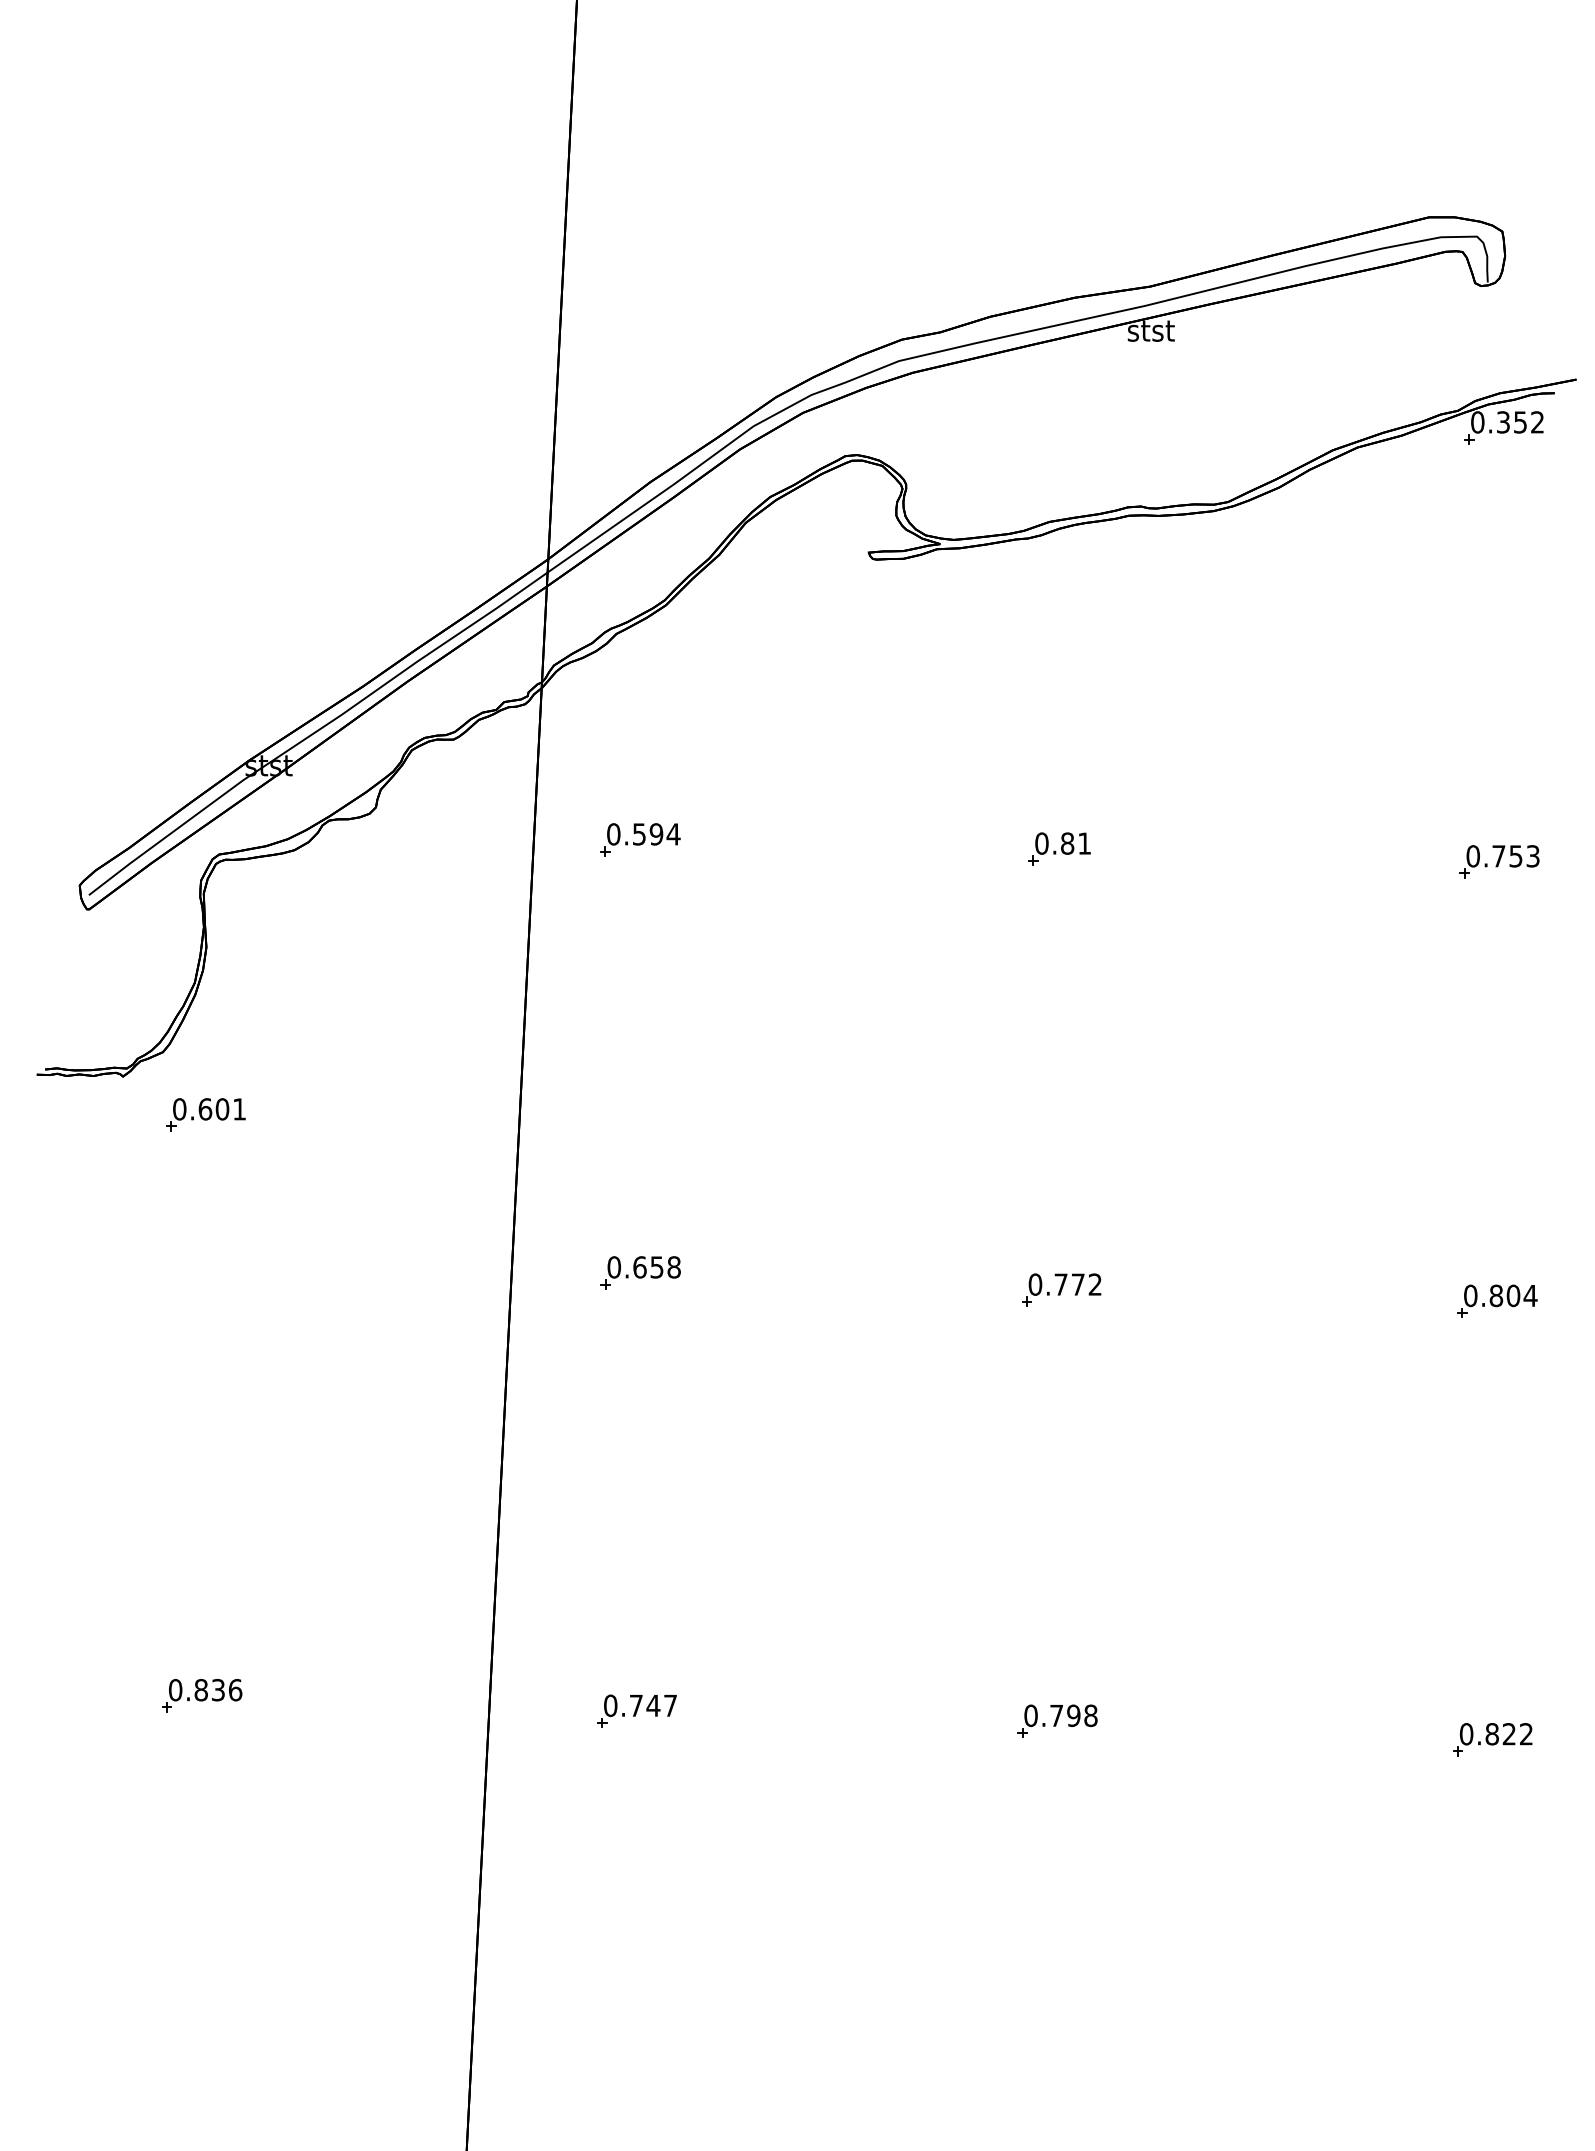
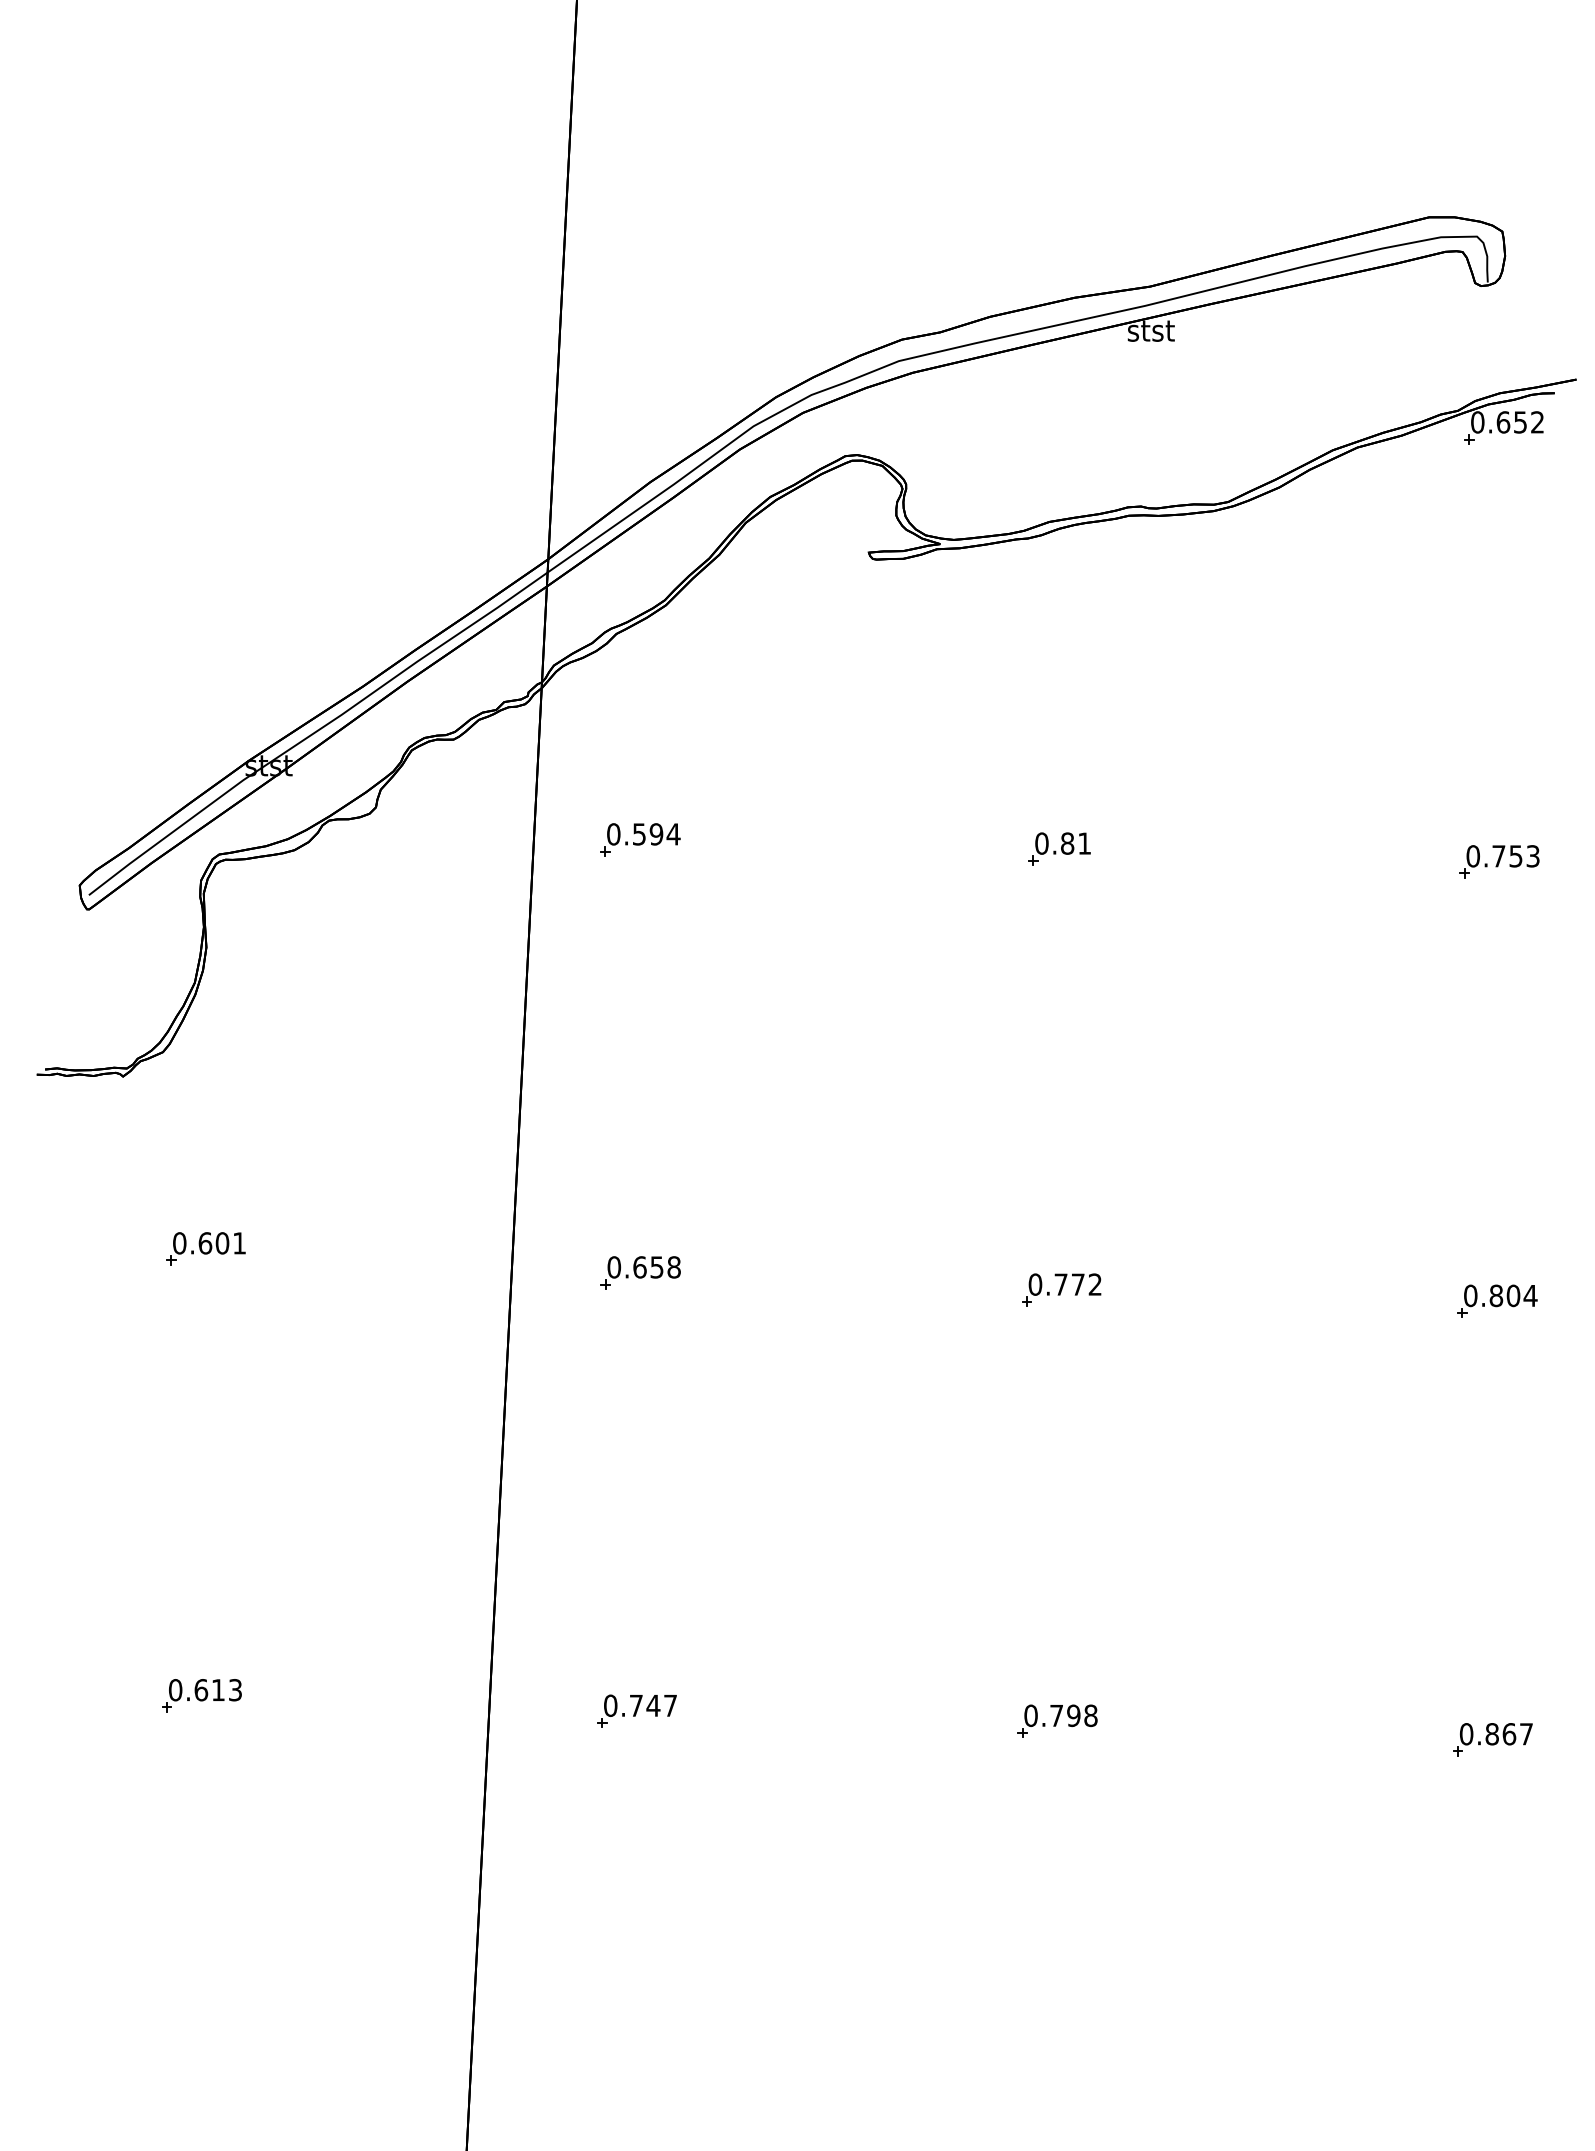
text: 0.352 -> 0.652 (1503, 422)
part position: (205, 1114) -> (205, 1248) (205, 1248)
text: 0.836 -> 0.613 (218, 1690)
text: 0.822 -> 0.867 (1517, 1734)
